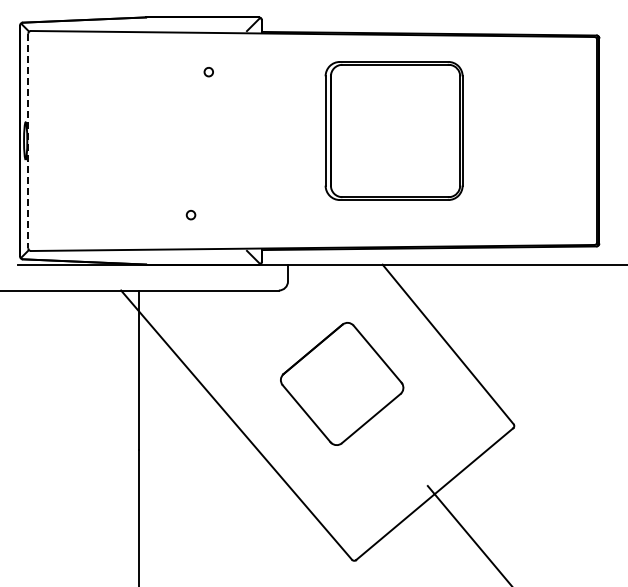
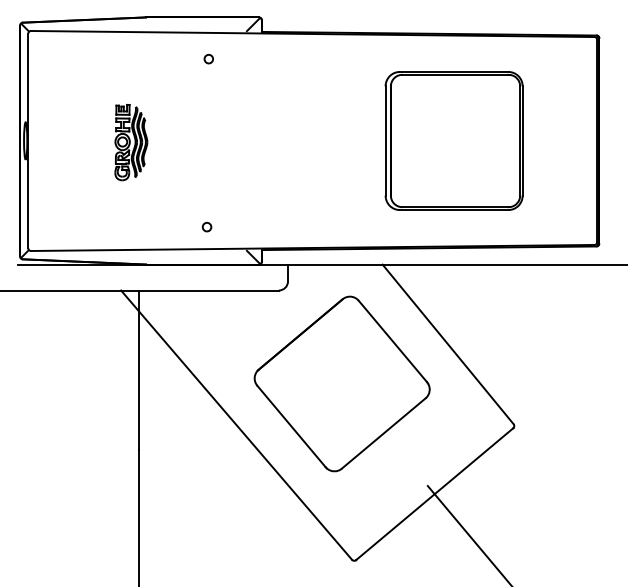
part position: (208, 72) -> (208, 59) (208, 59)
part position: (393, 130) -> (453, 140) (453, 140)
line: dashed -> solid (28, 141)
part: none -> present (131, 142)
part position: (190, 215) -> (206, 227) (206, 227)
part size: 125x124 px -> 178x178 px (341, 383)
